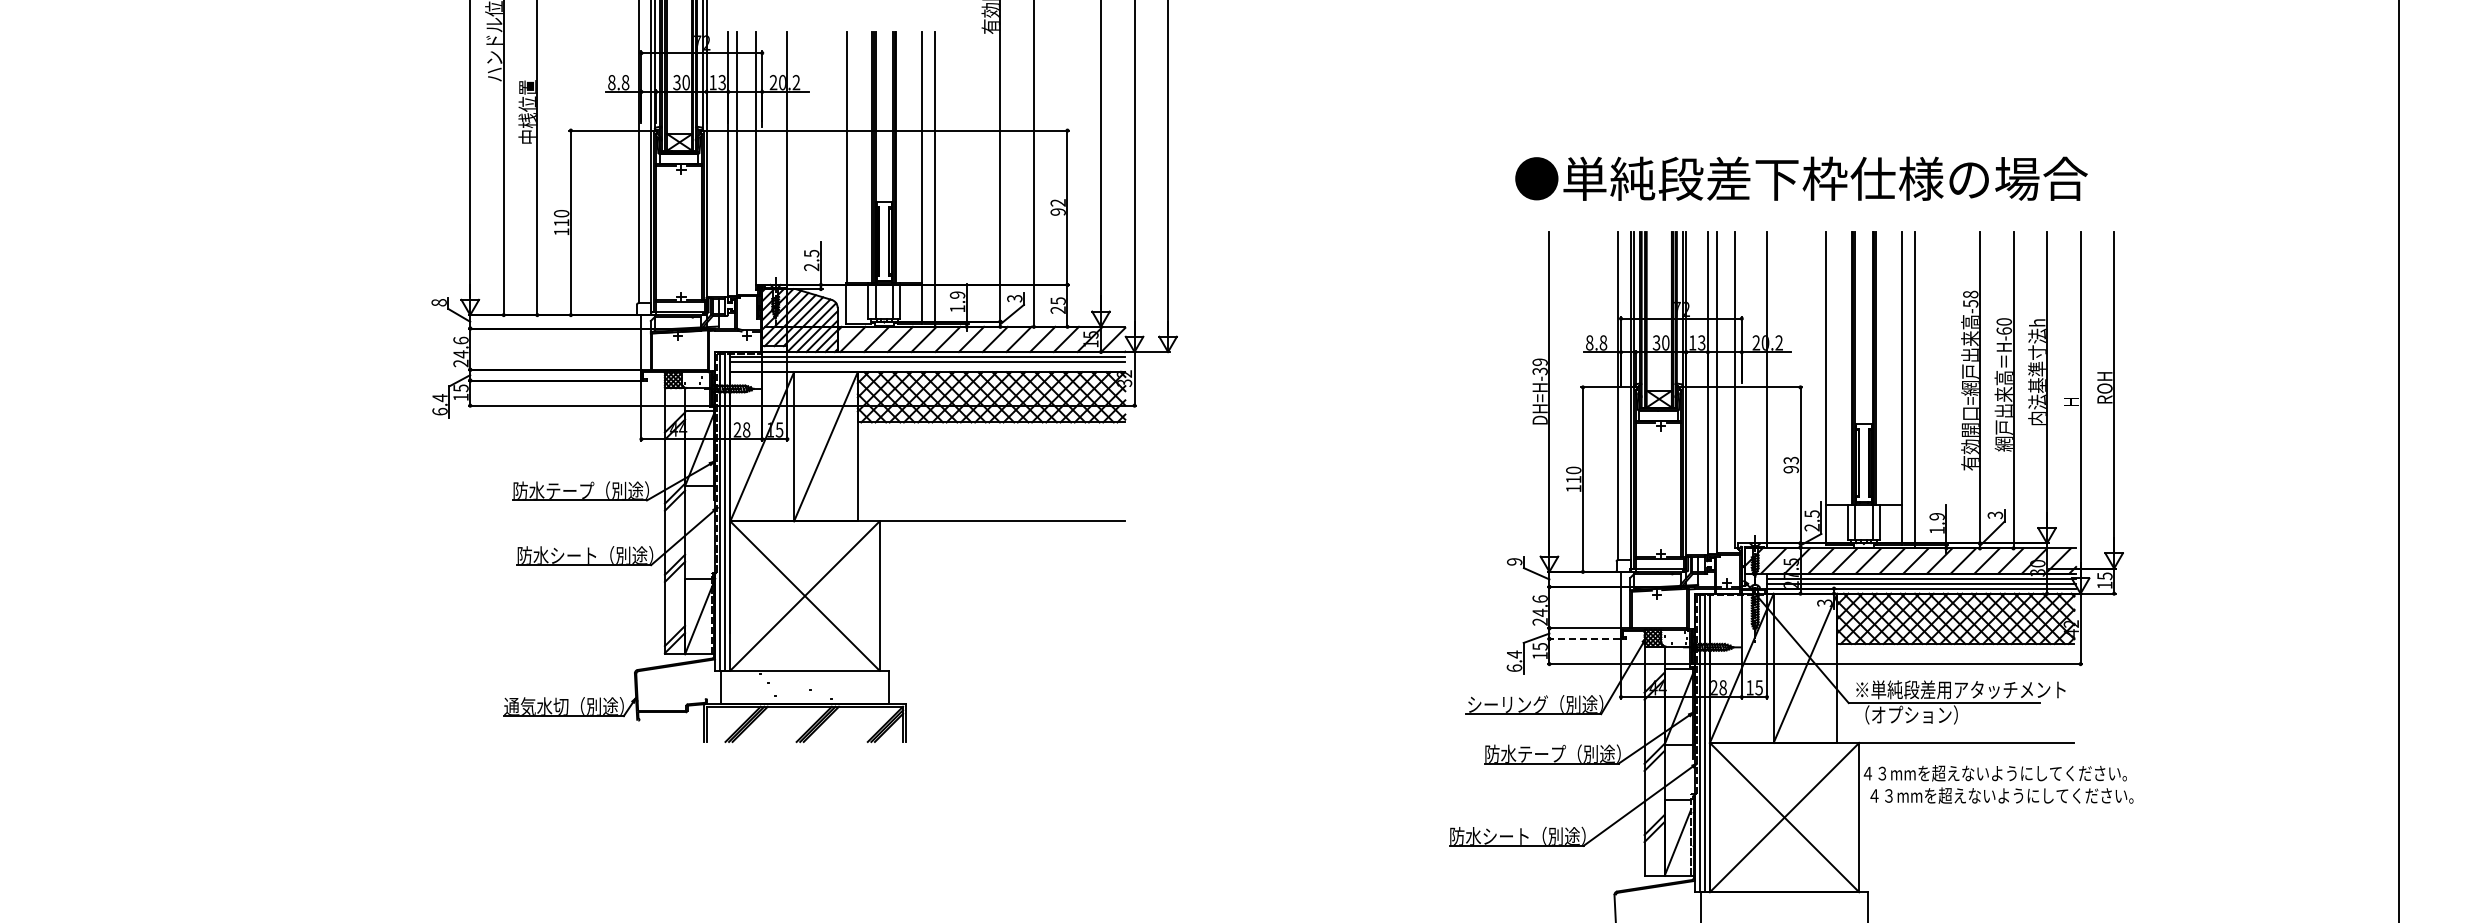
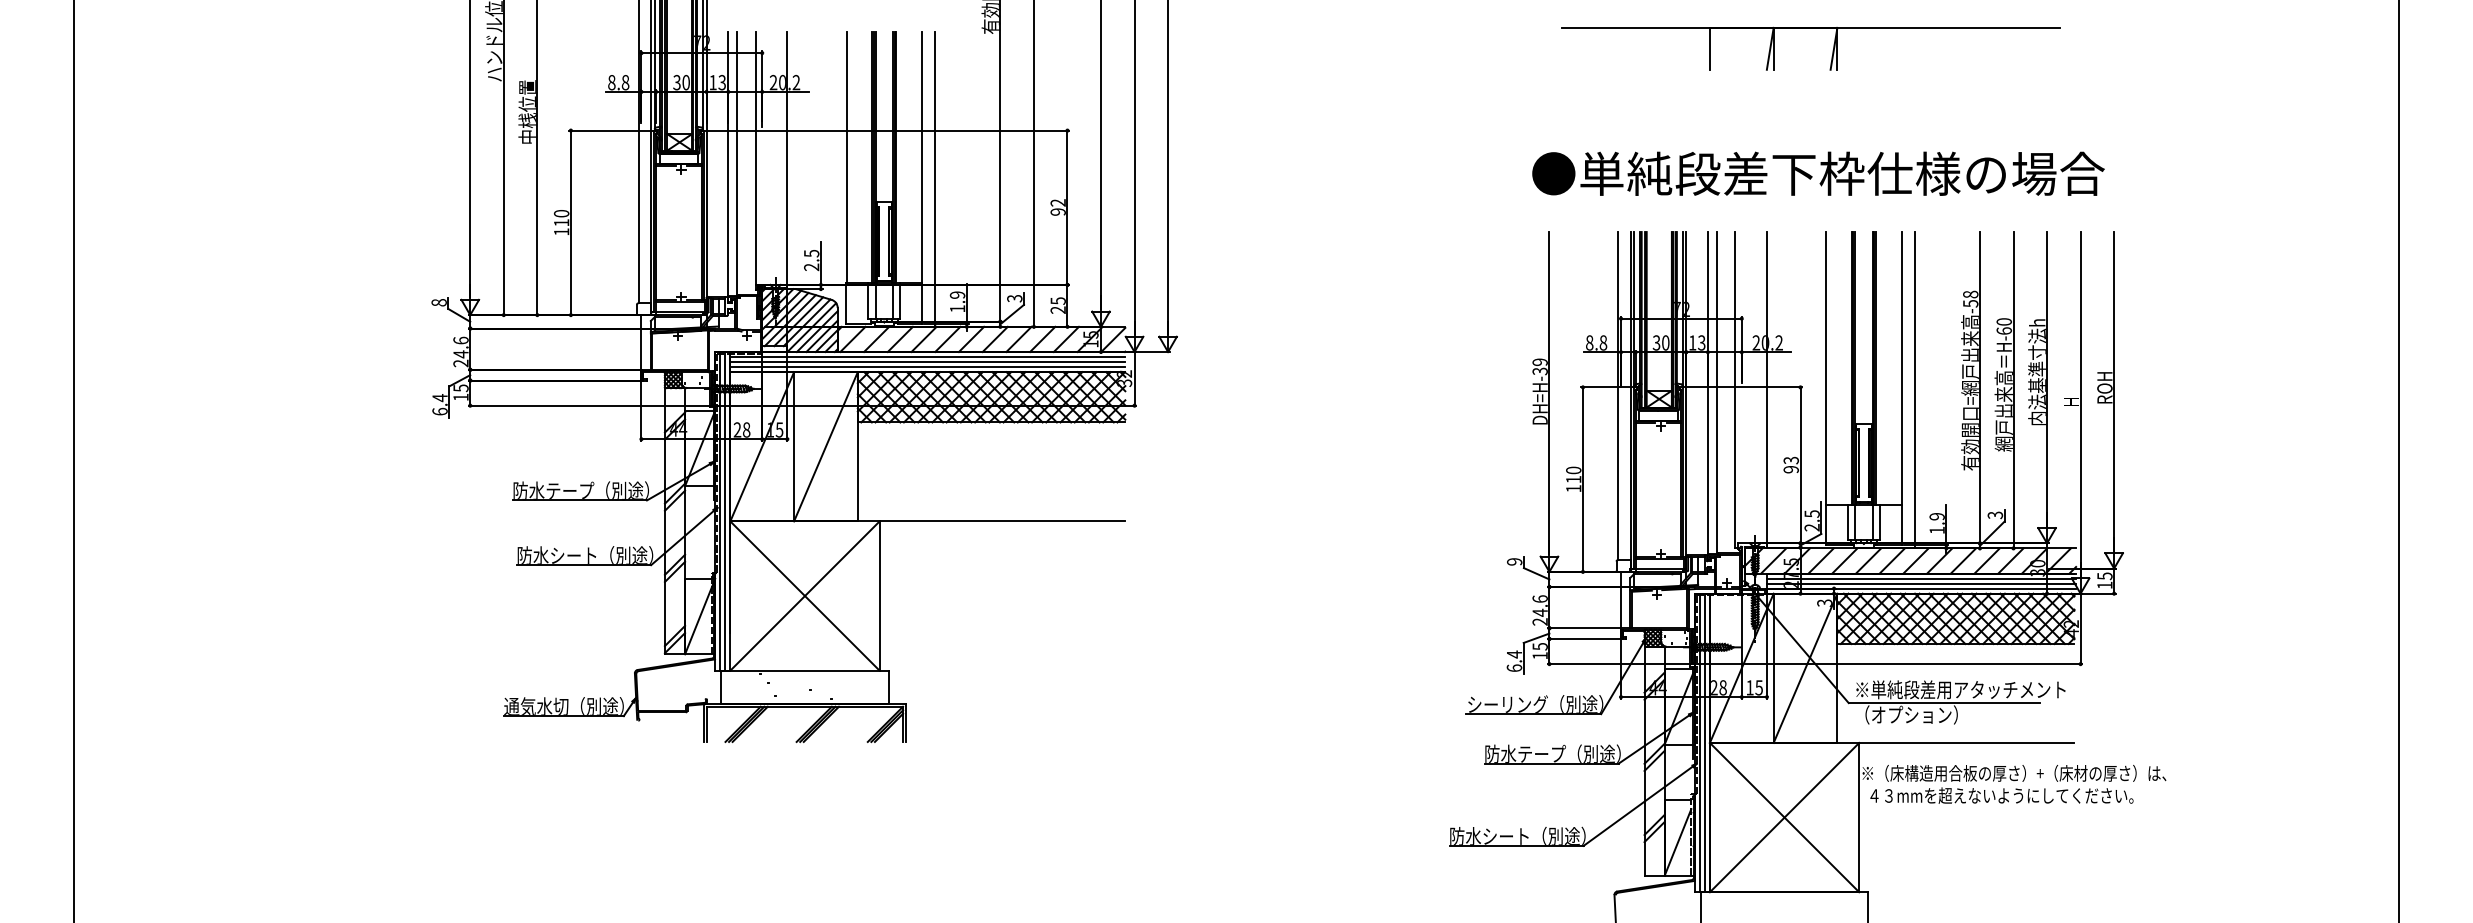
part: none -> present (1810, 28)
text position: (1801, 178) -> (1818, 173) (1818, 173)
line: none -> present (927, 367)
line: none -> present (74, 460)
line: dashed -> solid (1583, 638)
text: ４３mmを超えないようにしてください。 -> ※（床構造用合板の厚さ）+（床材の厚さ）は、 (2014, 772)
